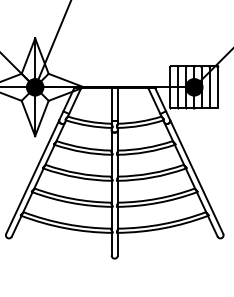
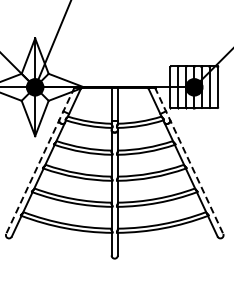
line: solid -> dashed (40, 160)
line: solid -> dashed (189, 160)
